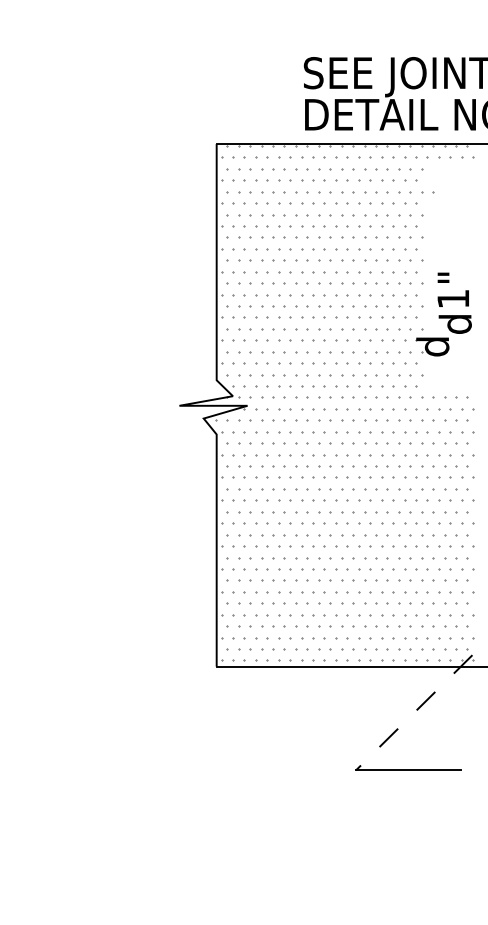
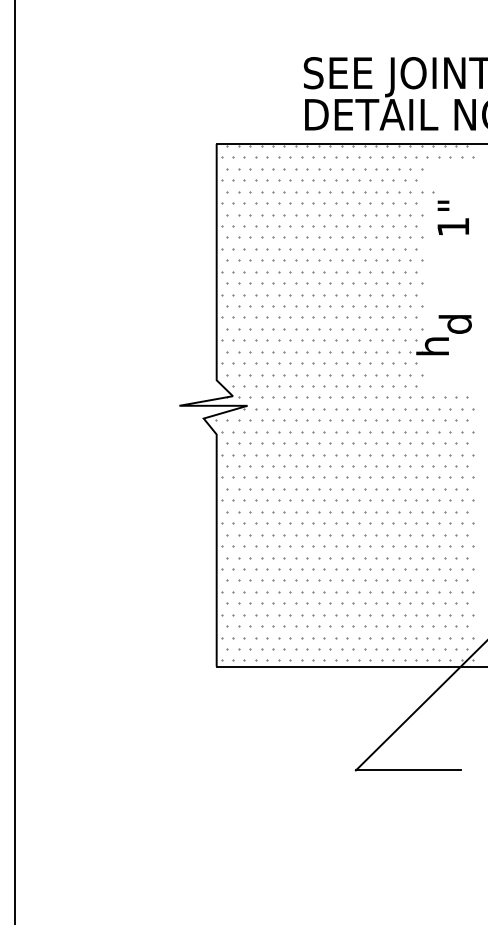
text position: (452, 289) -> (452, 217) (452, 217)
text: d -> h (432, 346)
line: none -> present (14, 461)
line: dashed -> solid (421, 705)
